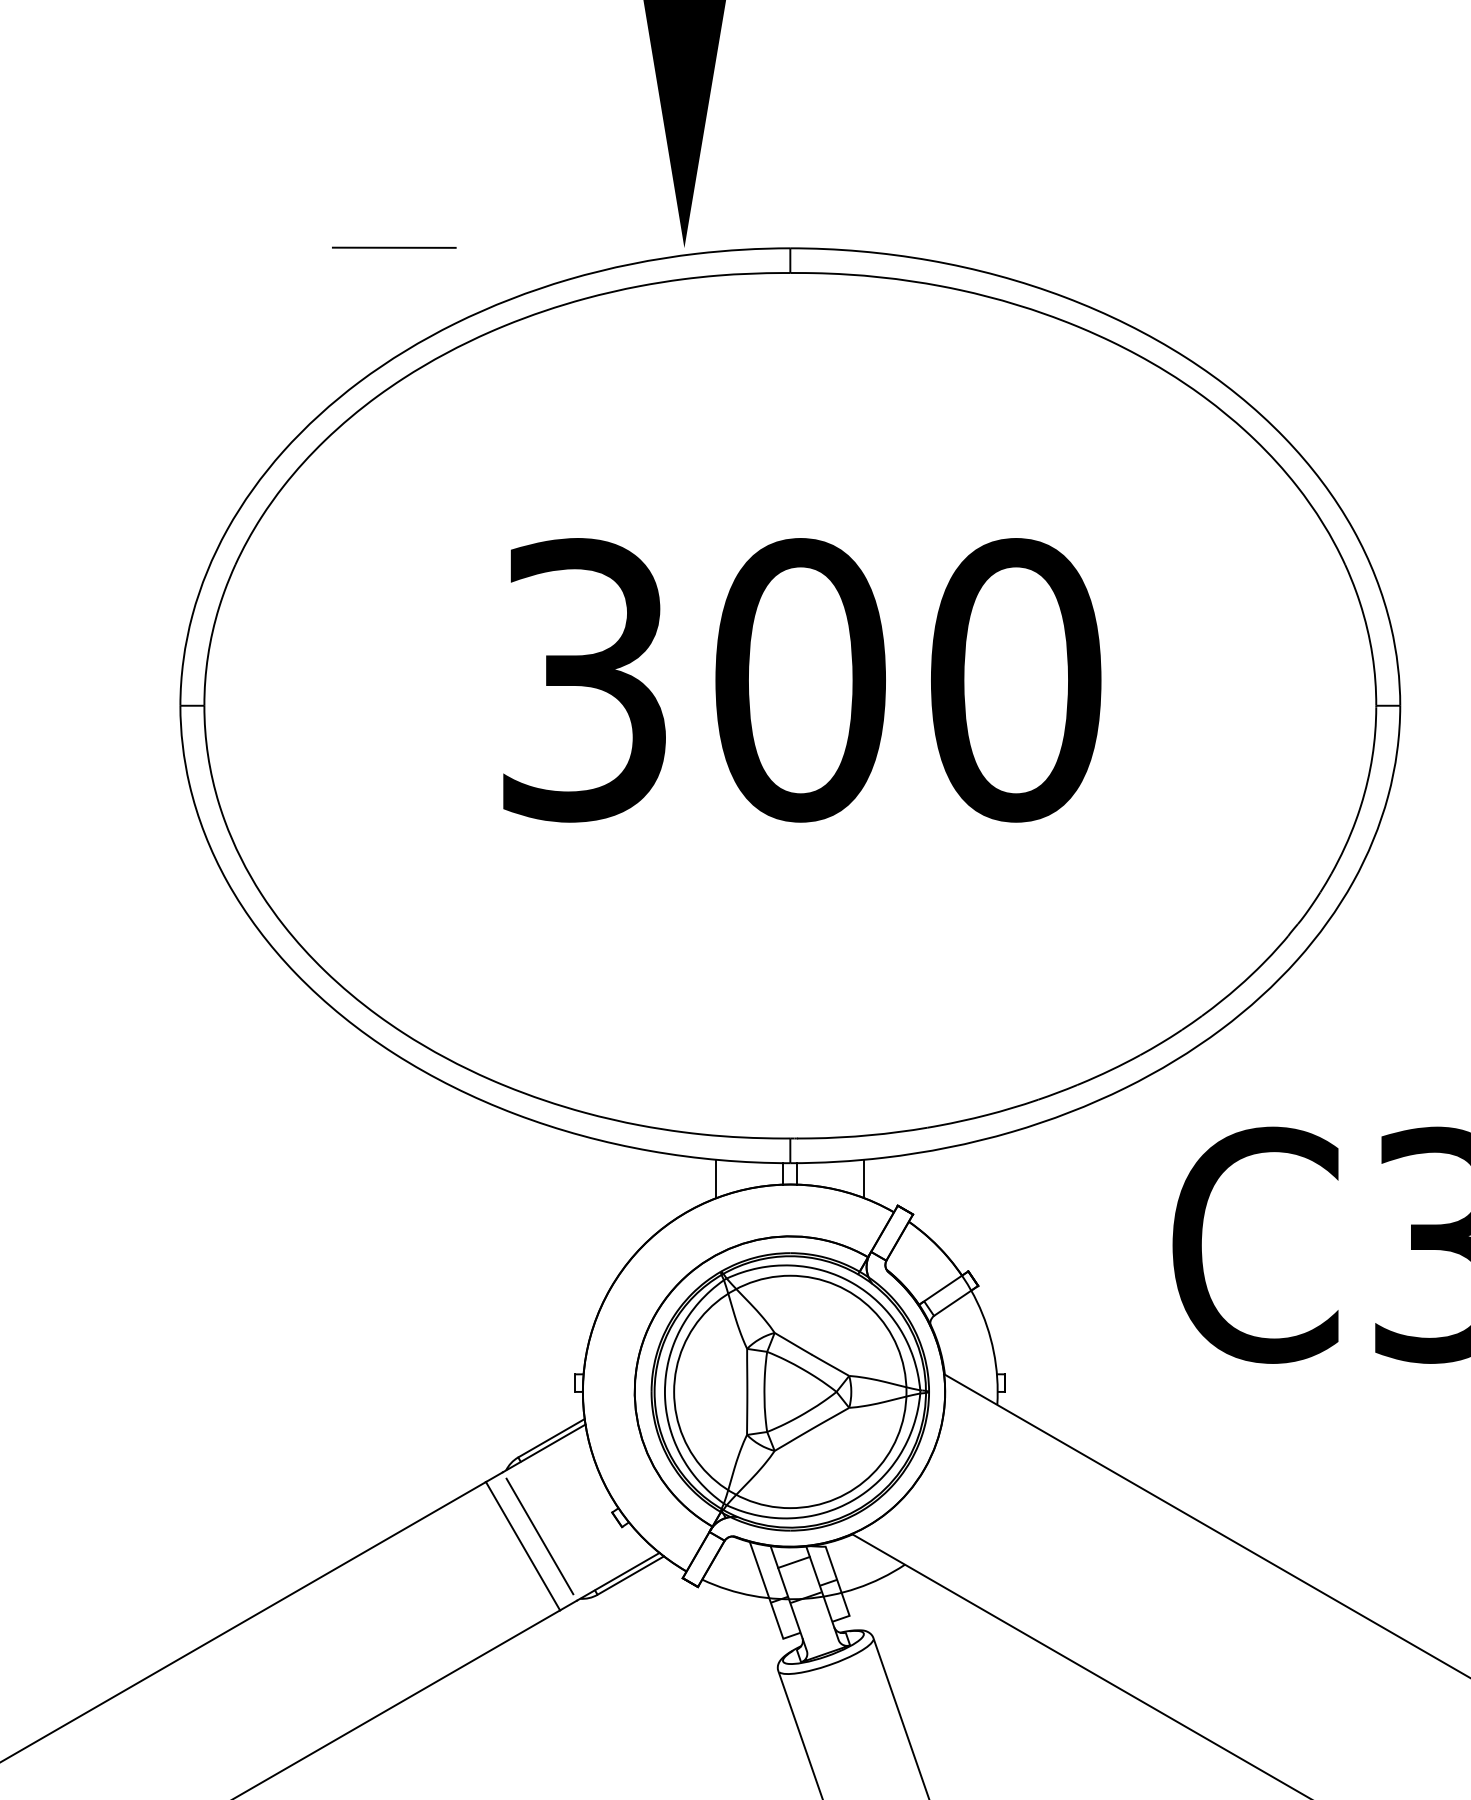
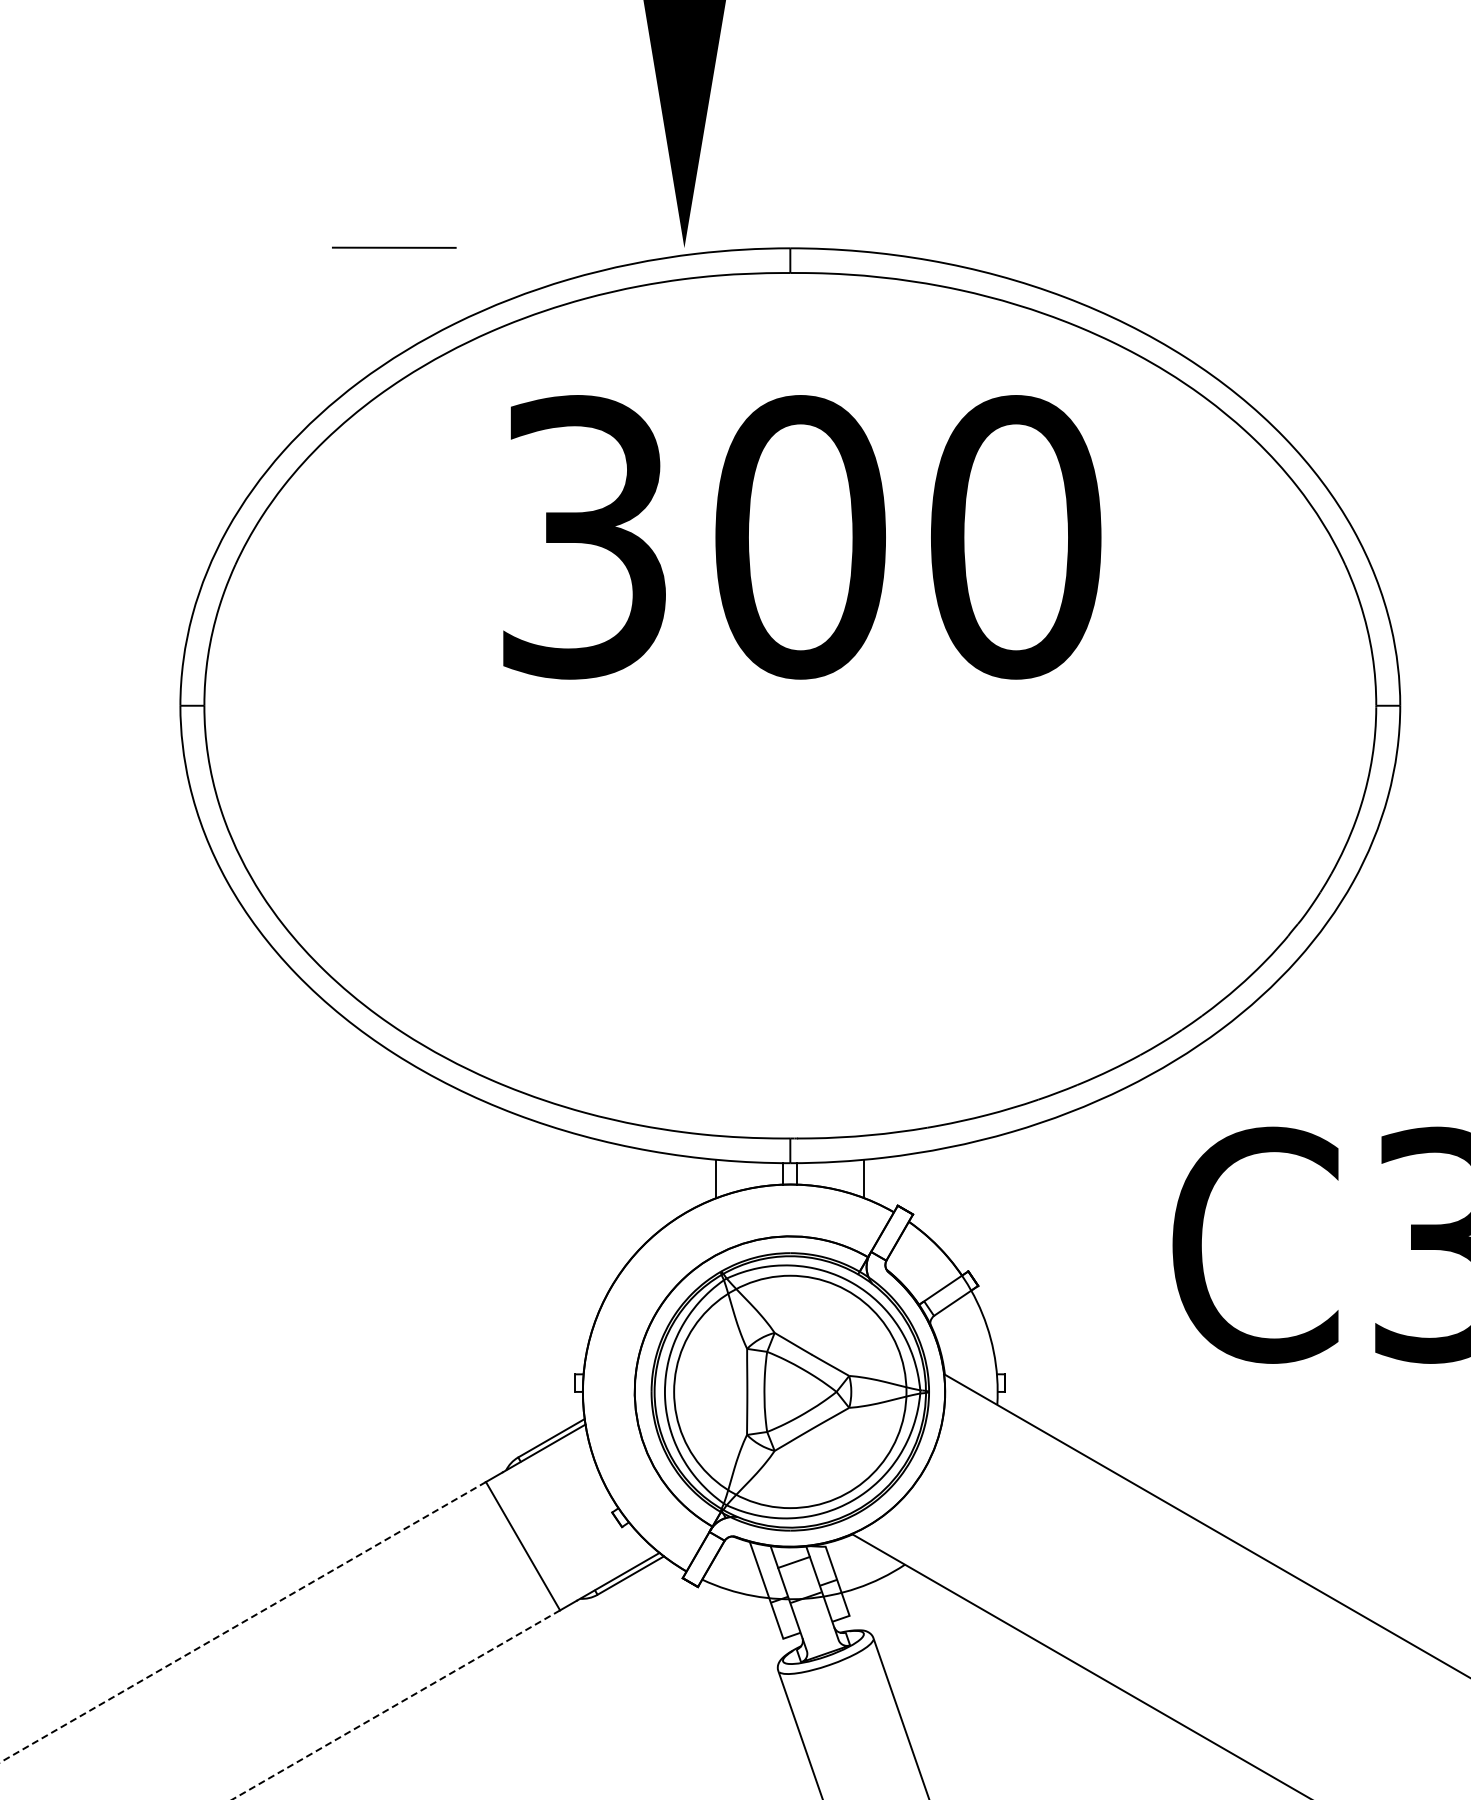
text position: (802, 680) -> (802, 537) (802, 537)
line: present -> none (539, 1536)
line: solid -> dashed (242, 1622)
line: solid -> dashed (395, 1705)
